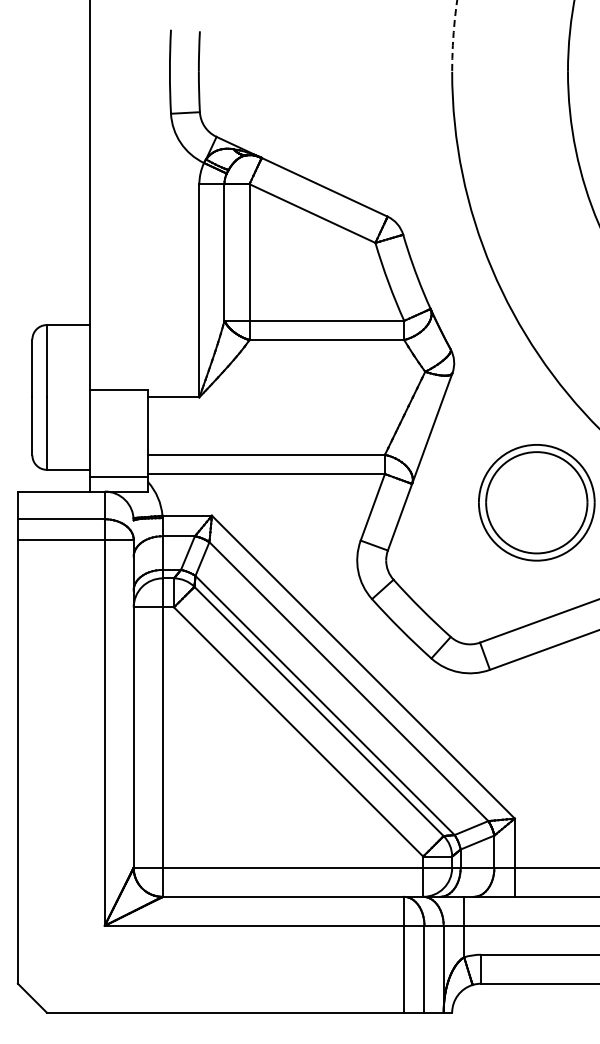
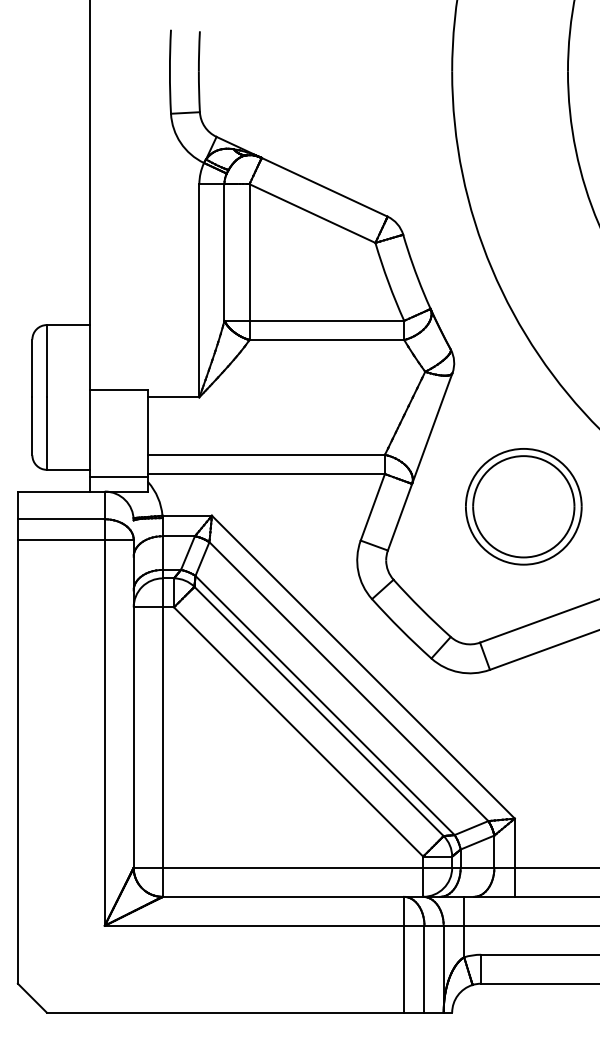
arc: dashed -> solid (453, 36)
part position: (536, 502) -> (523, 506) (523, 506)
